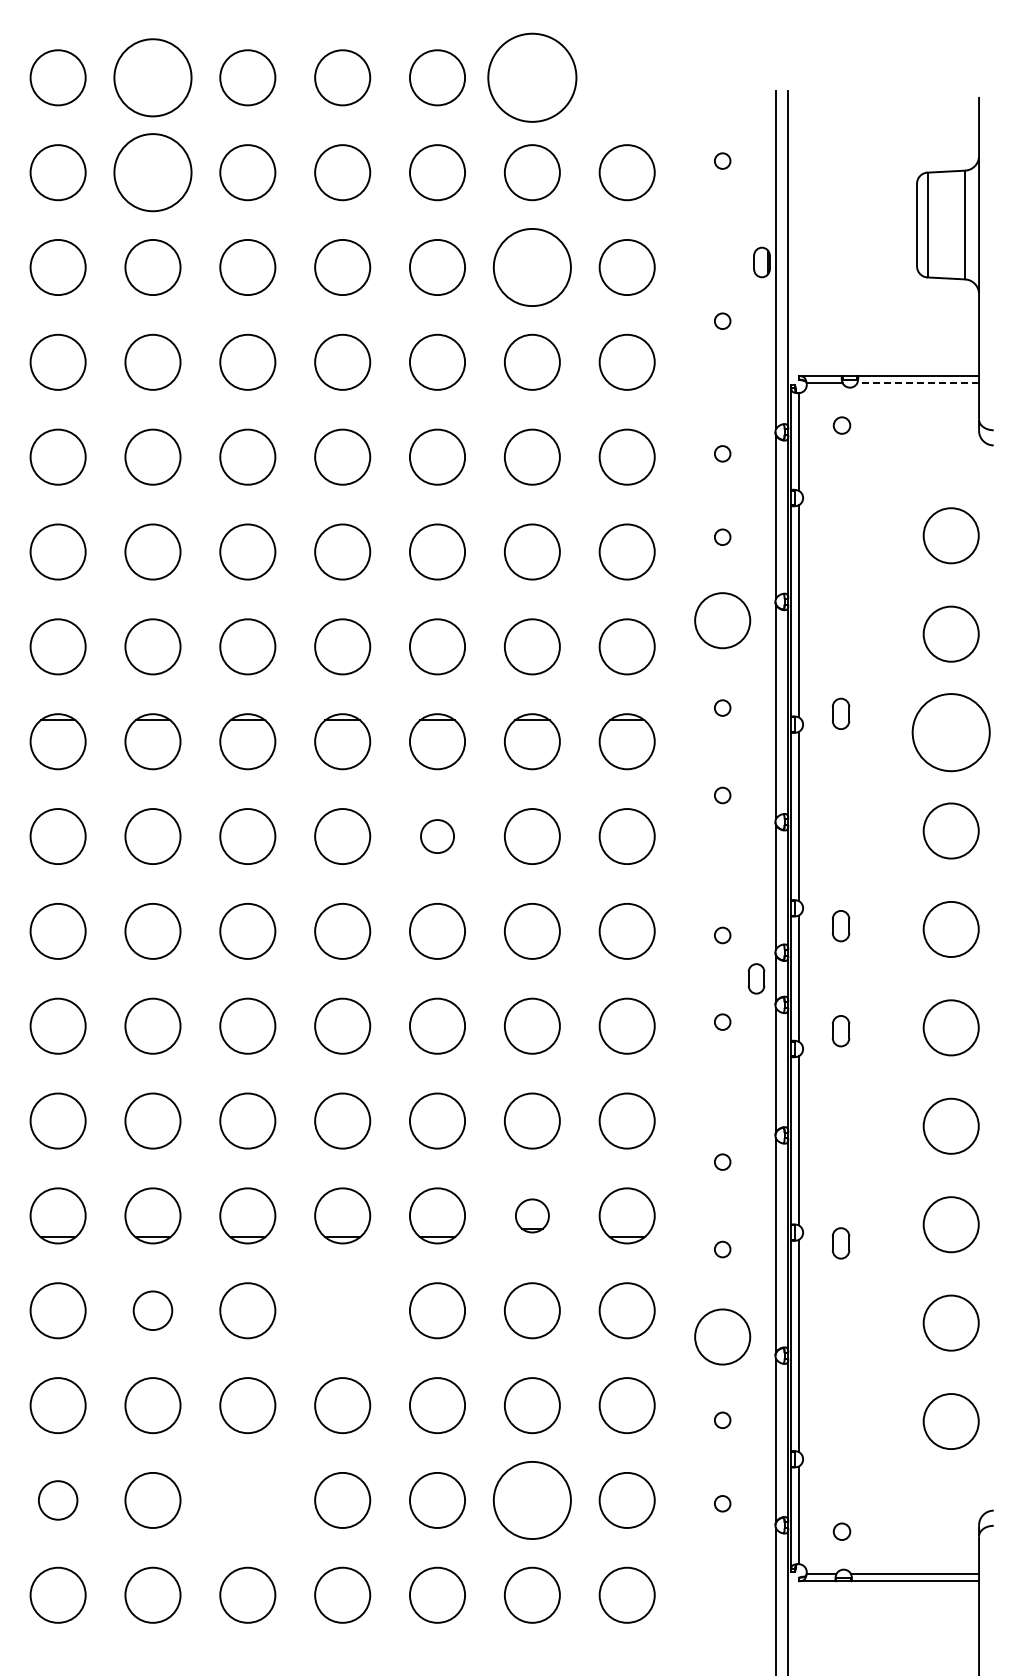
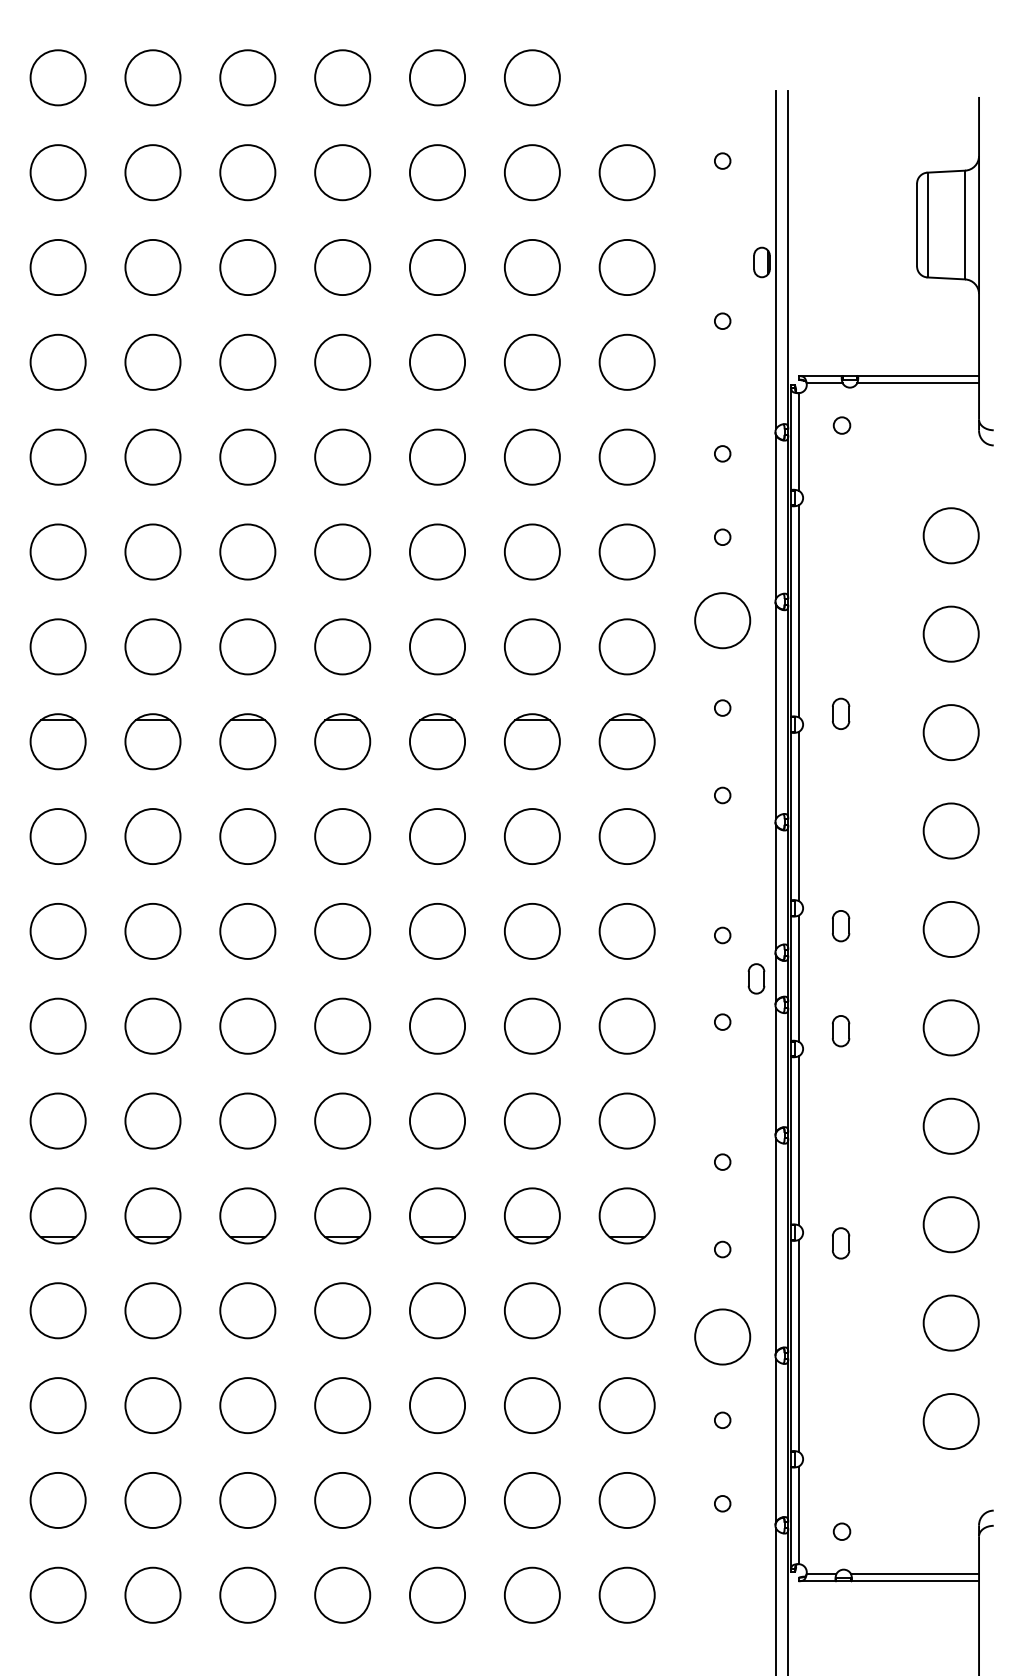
circle diameter: 77 px -> 55 px (152, 77)
circle diameter: 88 px -> 55 px (531, 77)
circle diameter: 77 px -> 55 px (152, 172)
circle diameter: 77 px -> 55 px (531, 267)
line: dashed -> solid (918, 383)
circle diameter: 77 px -> 55 px (950, 732)
circle diameter: 33 px -> 55 px (437, 836)
part size: 35x36 px -> 57x58 px (532, 1215)
circle diameter: 39 px -> 55 px (152, 1310)
circle: none -> present (342, 1310)
circle diameter: 39 px -> 55 px (57, 1500)
circle: none -> present (247, 1500)
circle diameter: 77 px -> 55 px (531, 1500)
